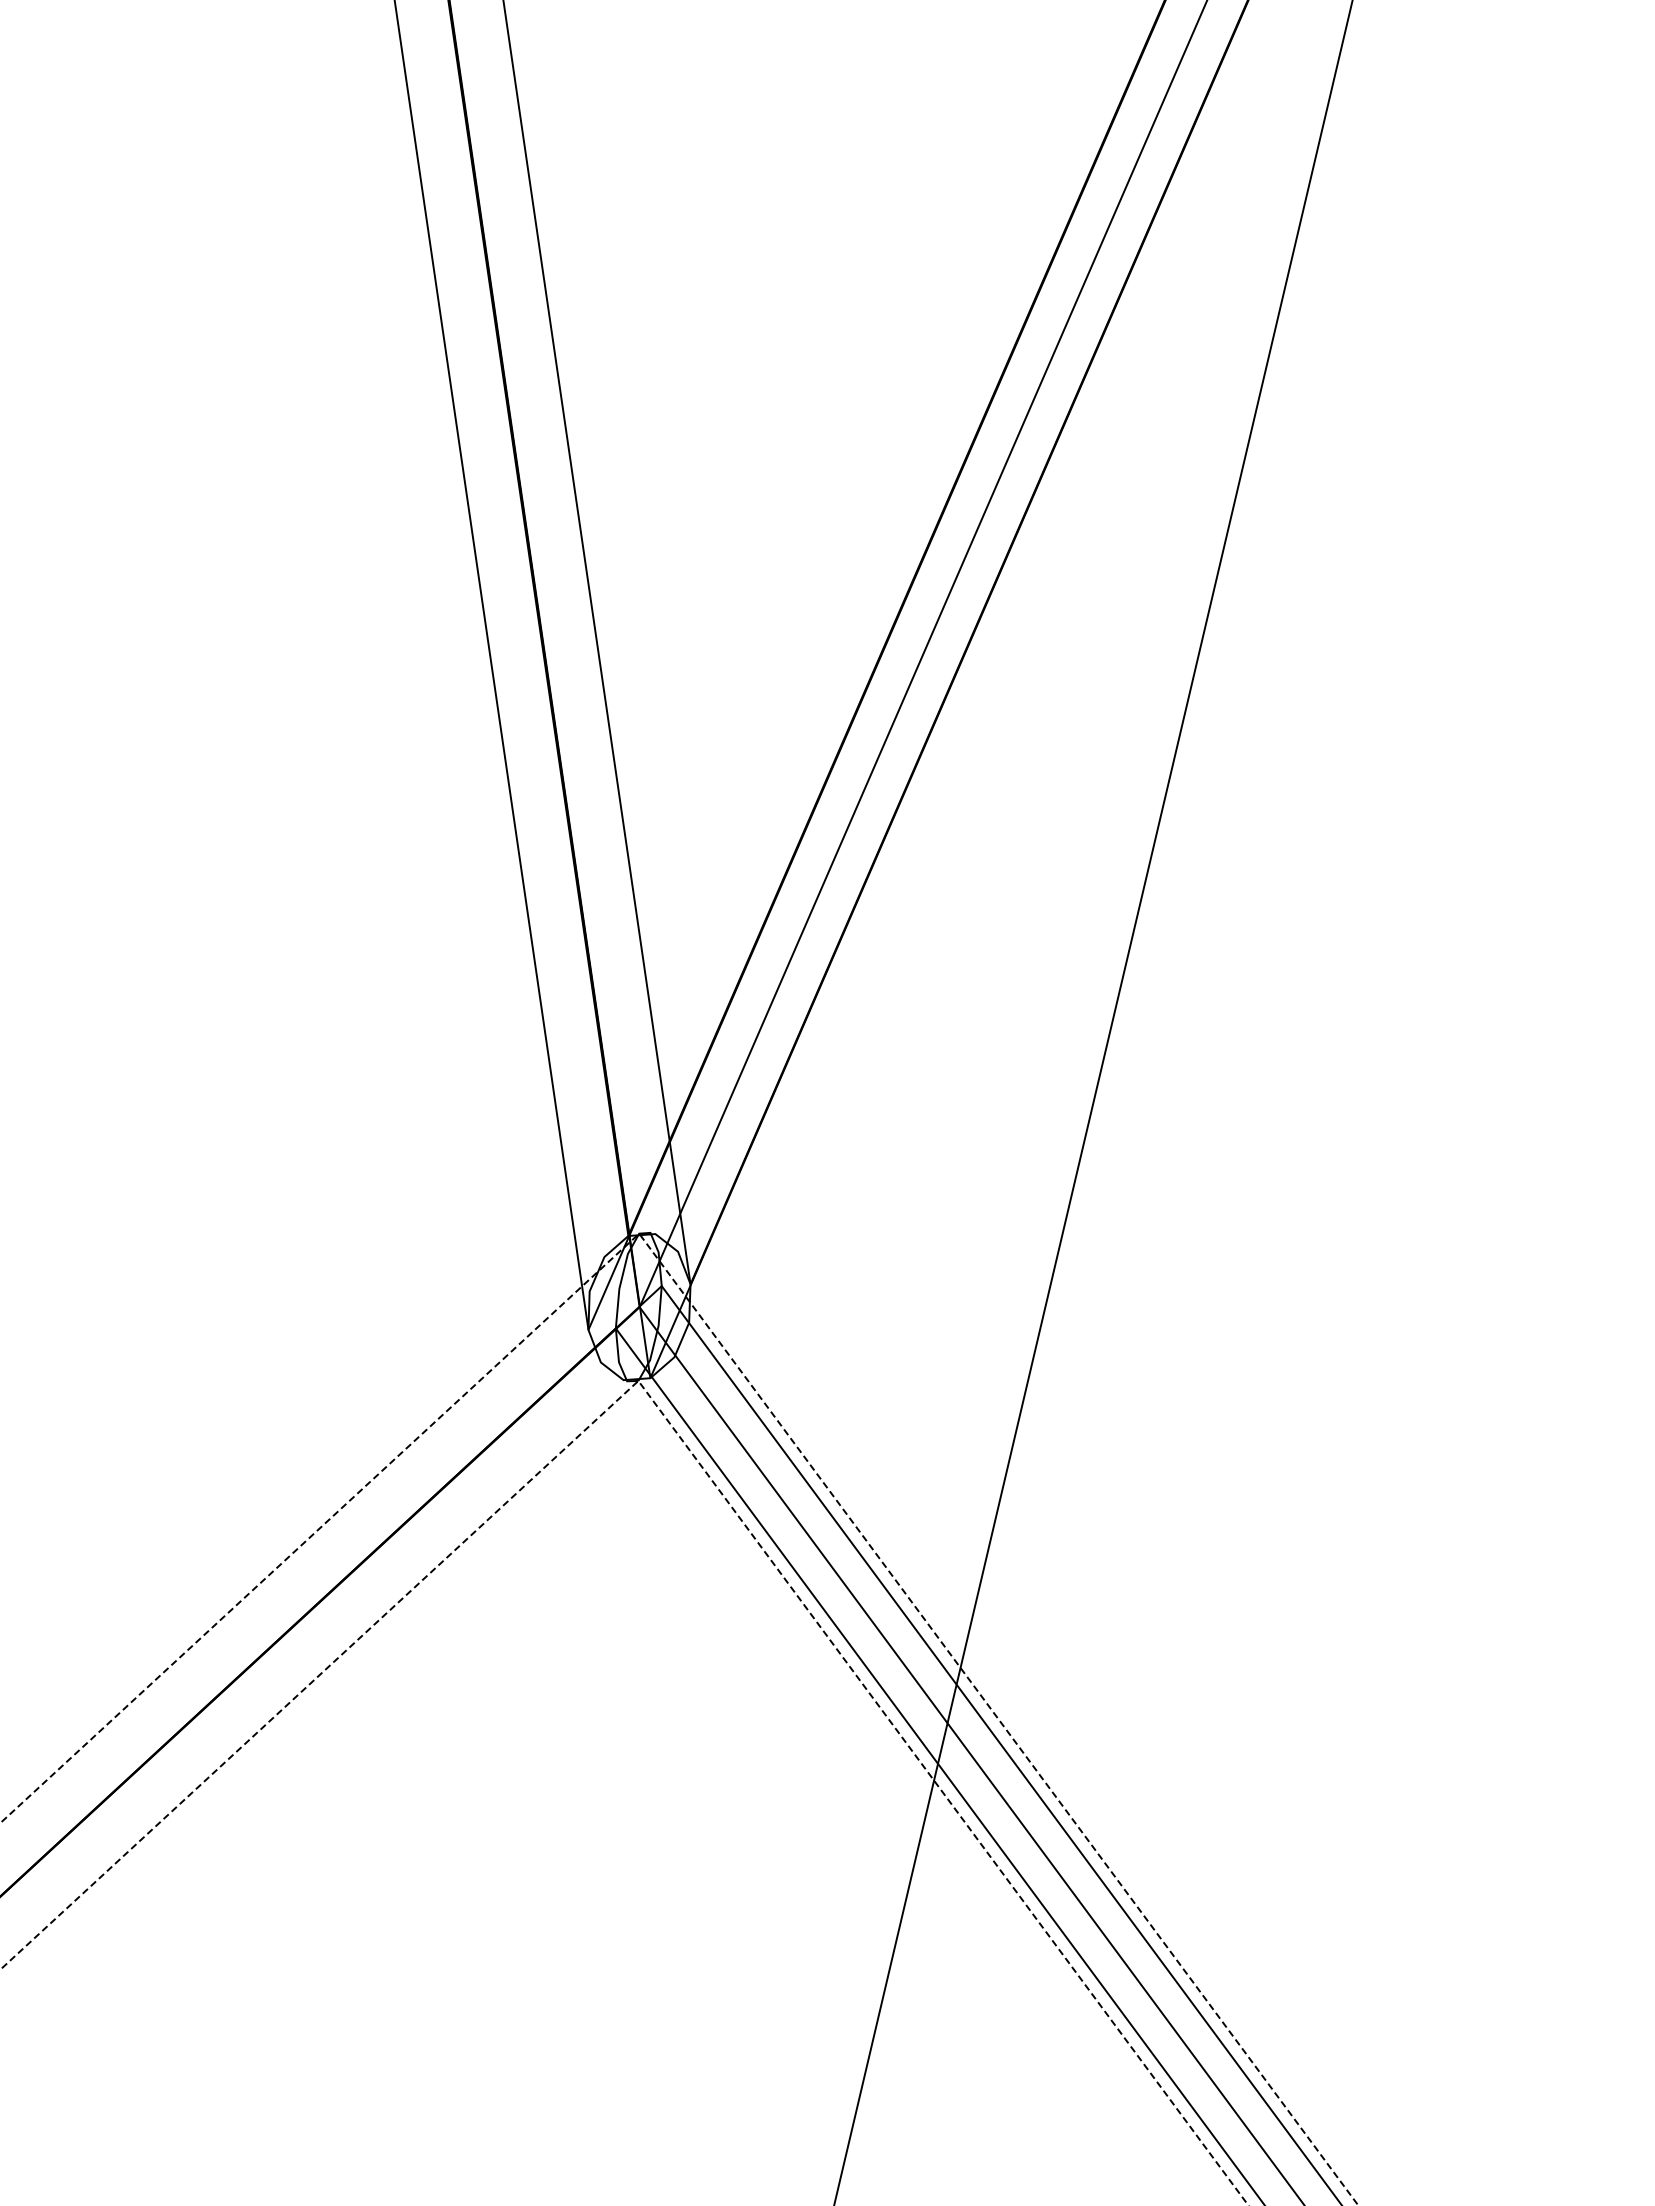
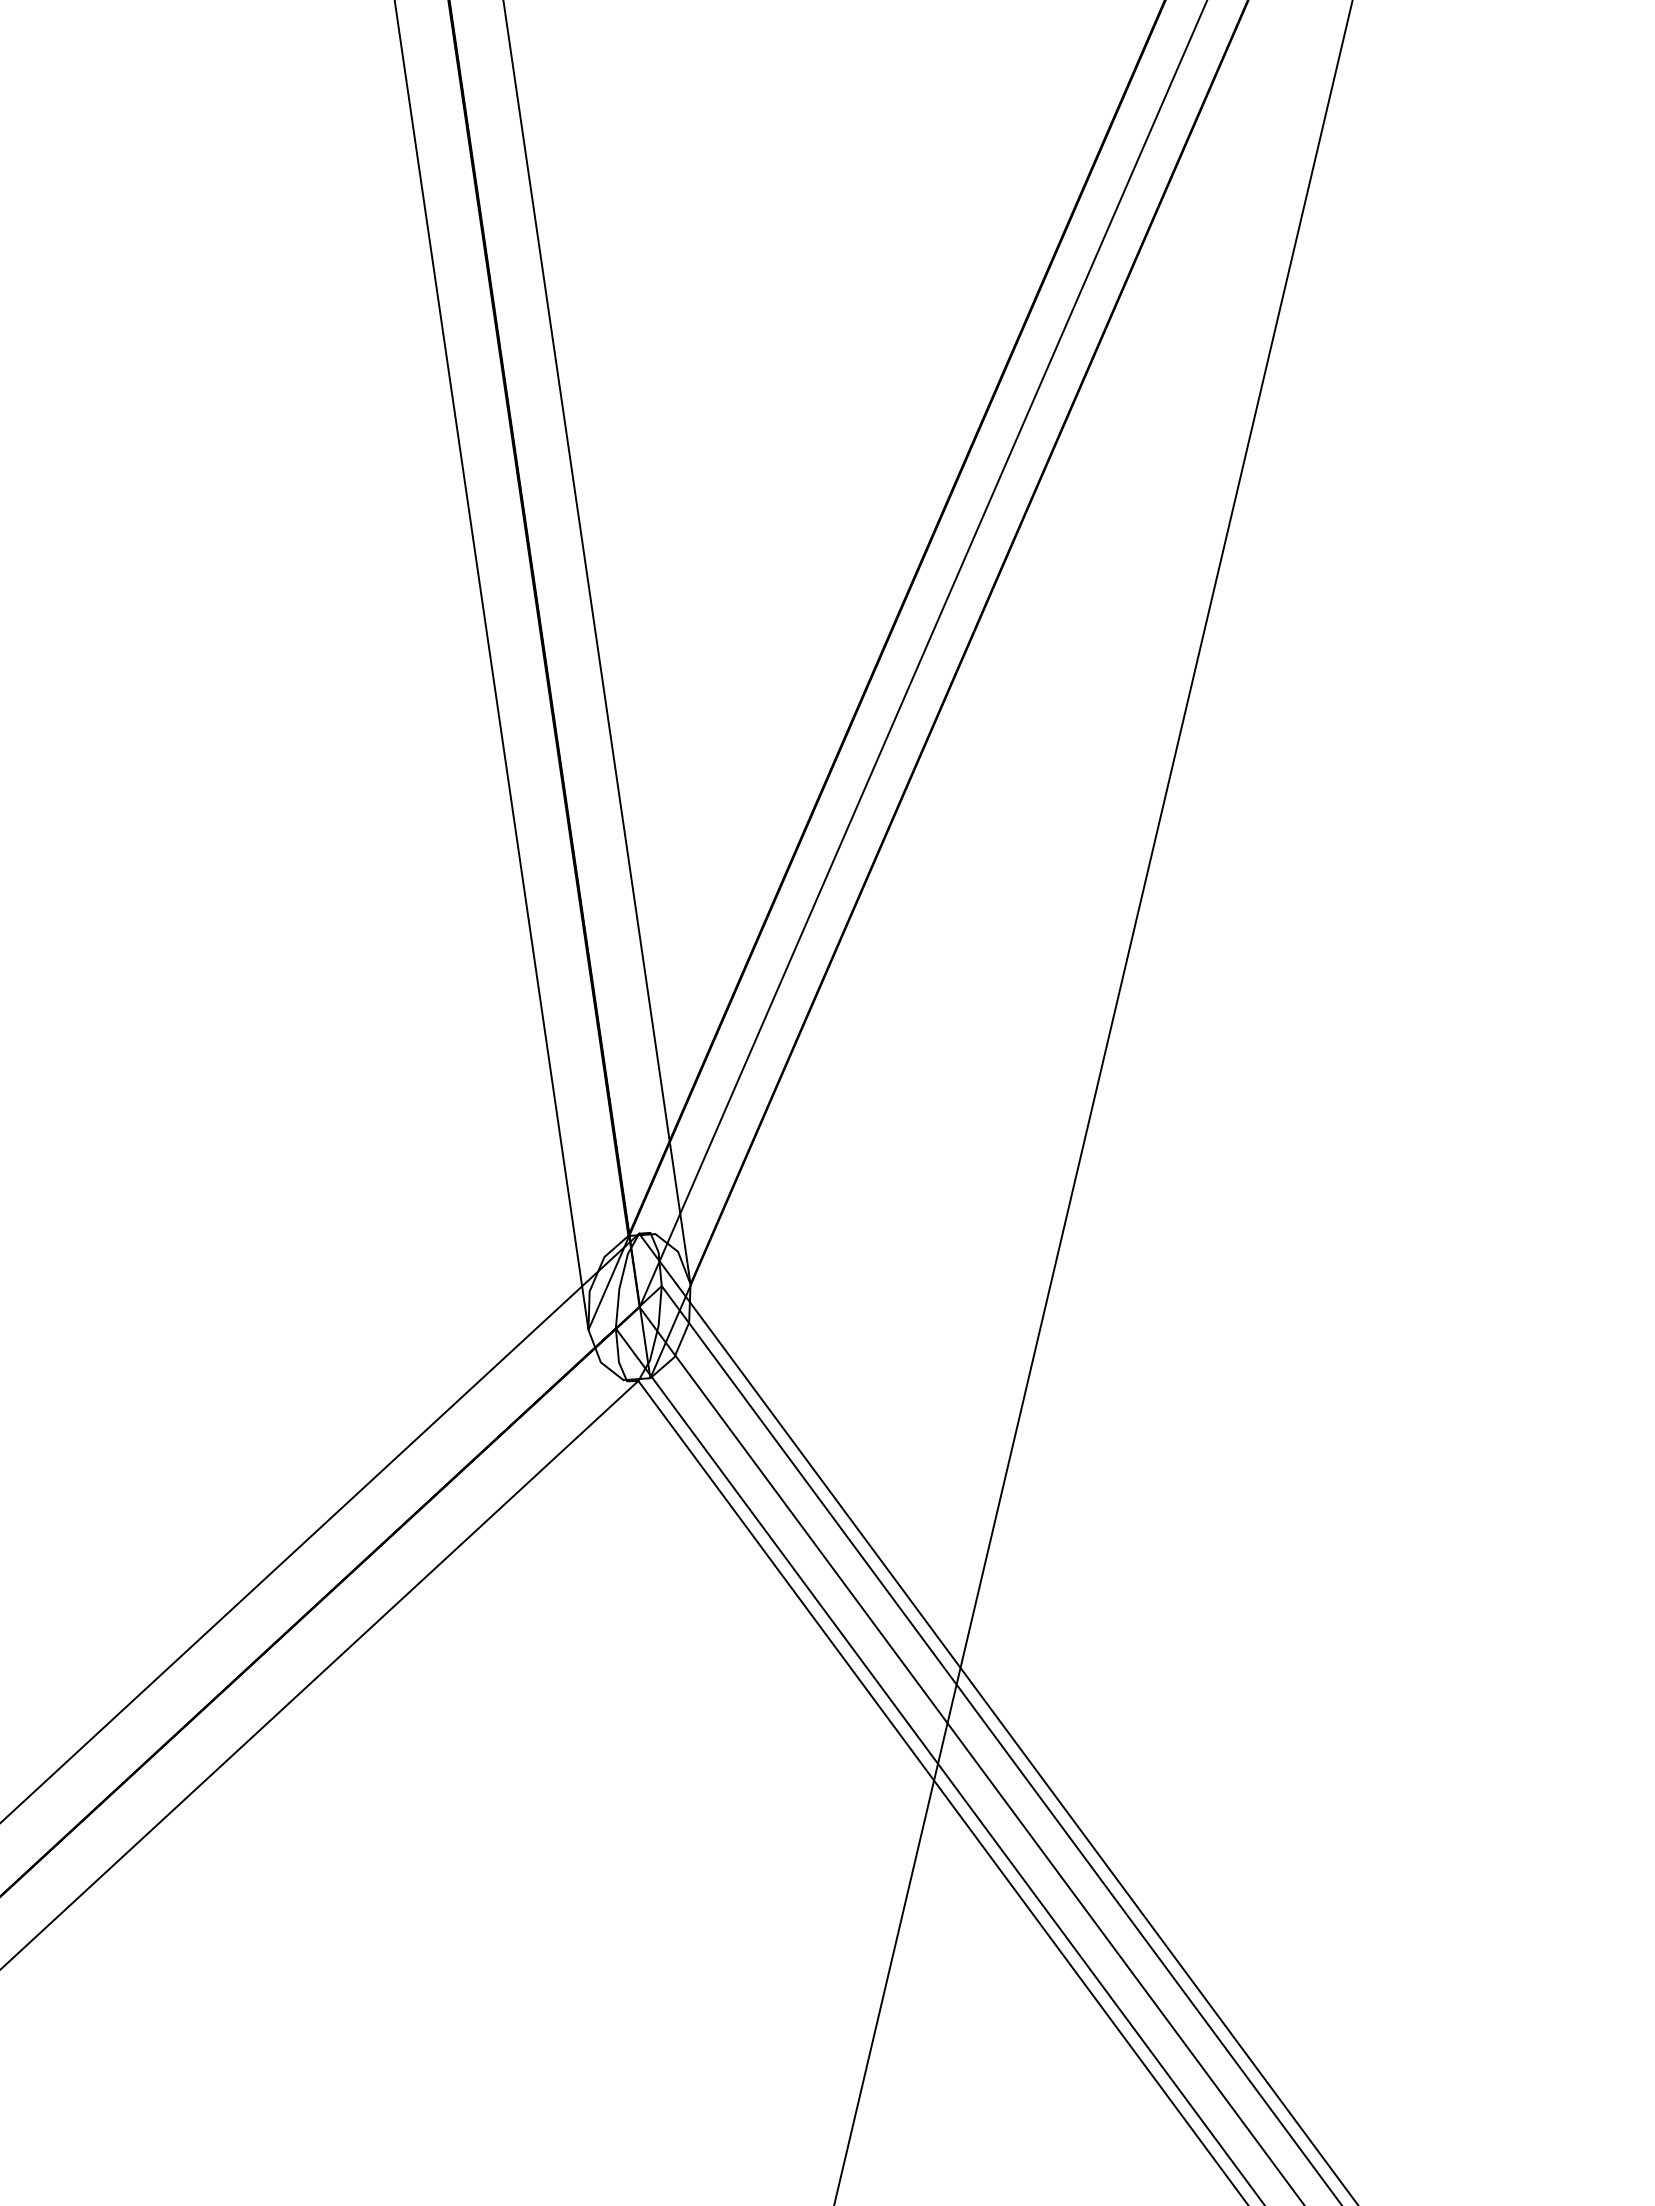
line: dashed -> solid (740, 1370)
line: dashed -> solid (685, 1444)
